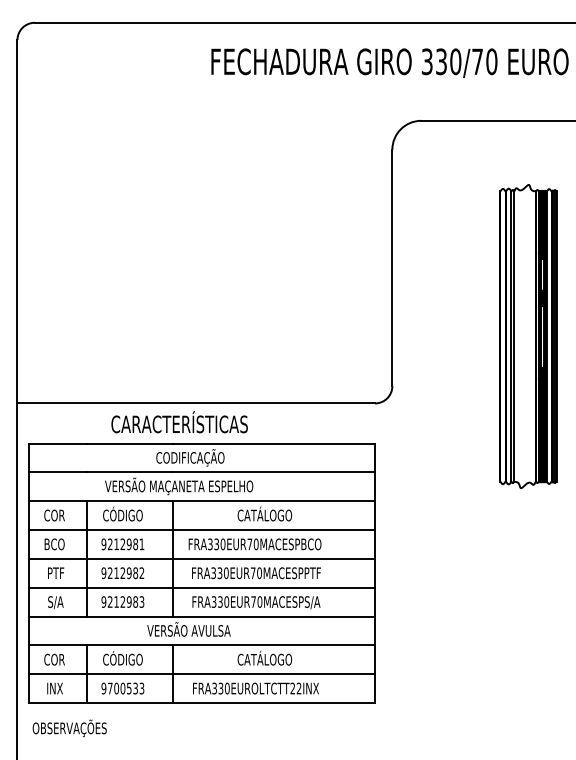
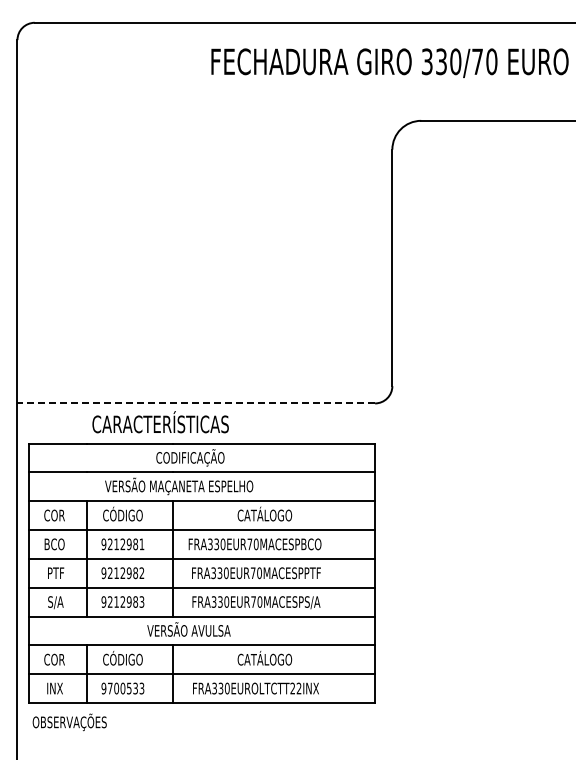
part: present -> none (528, 336)
line: solid -> dashed (196, 403)
text position: (179, 422) -> (160, 422) (160, 422)
text position: (69, 728) -> (69, 722) (69, 722)
